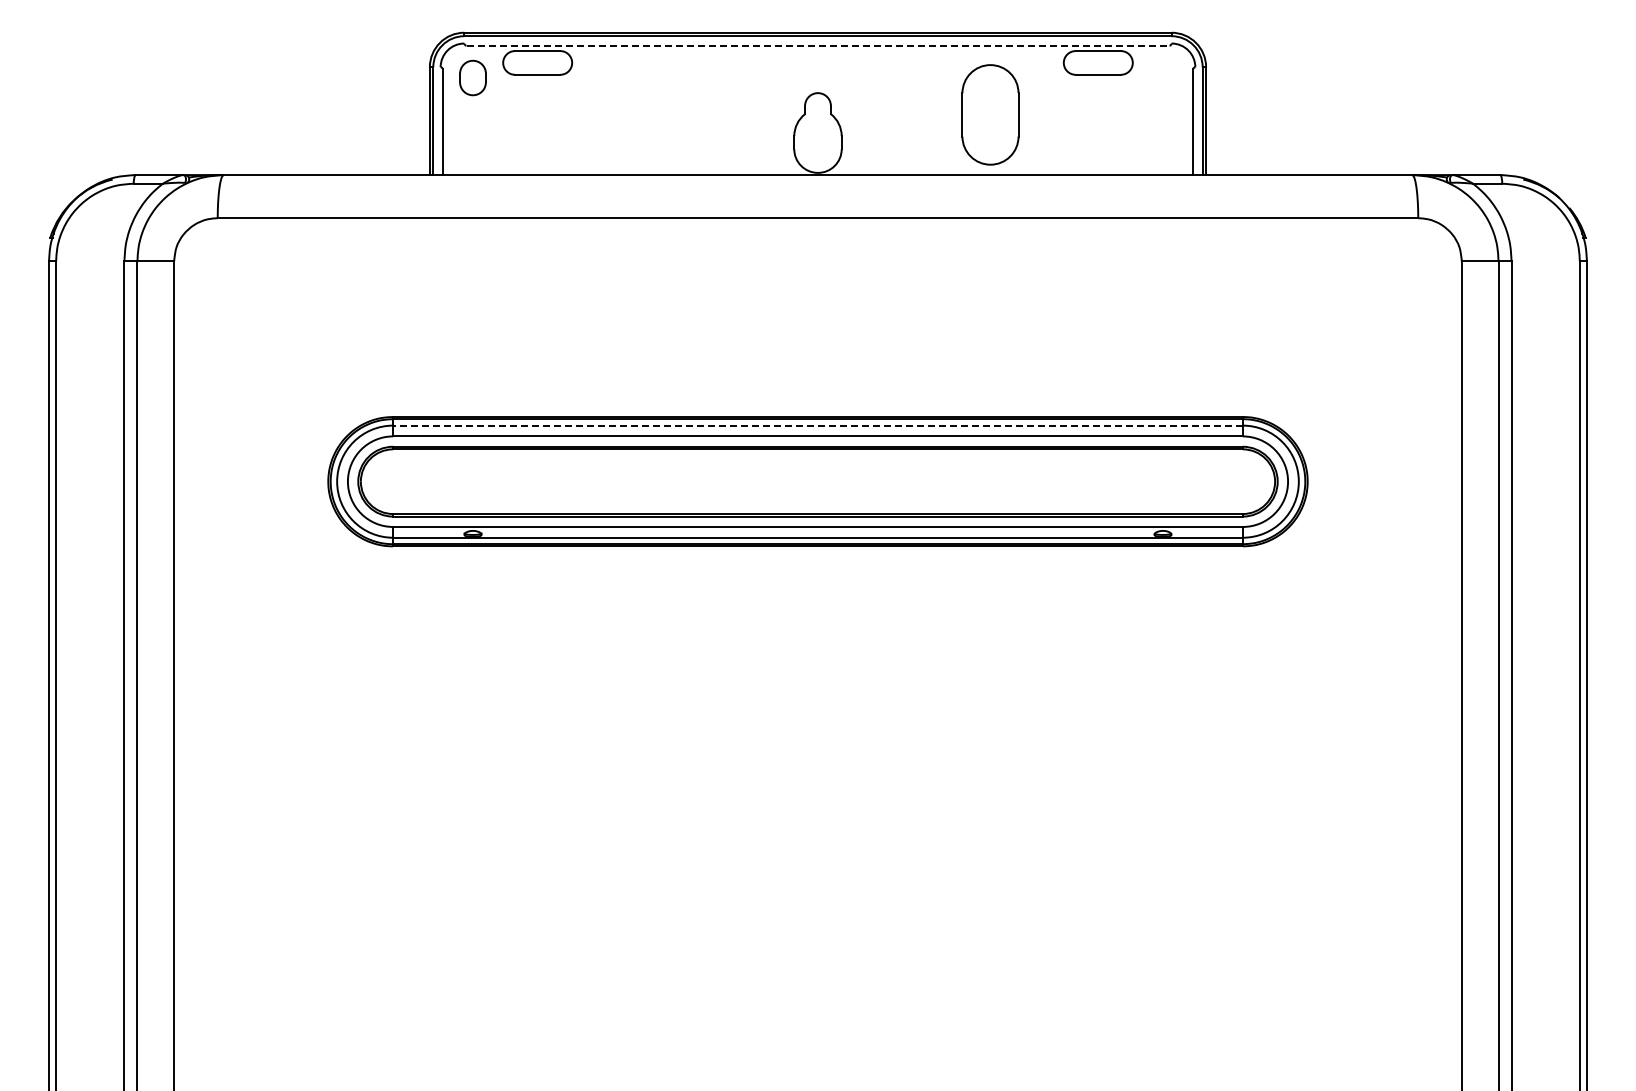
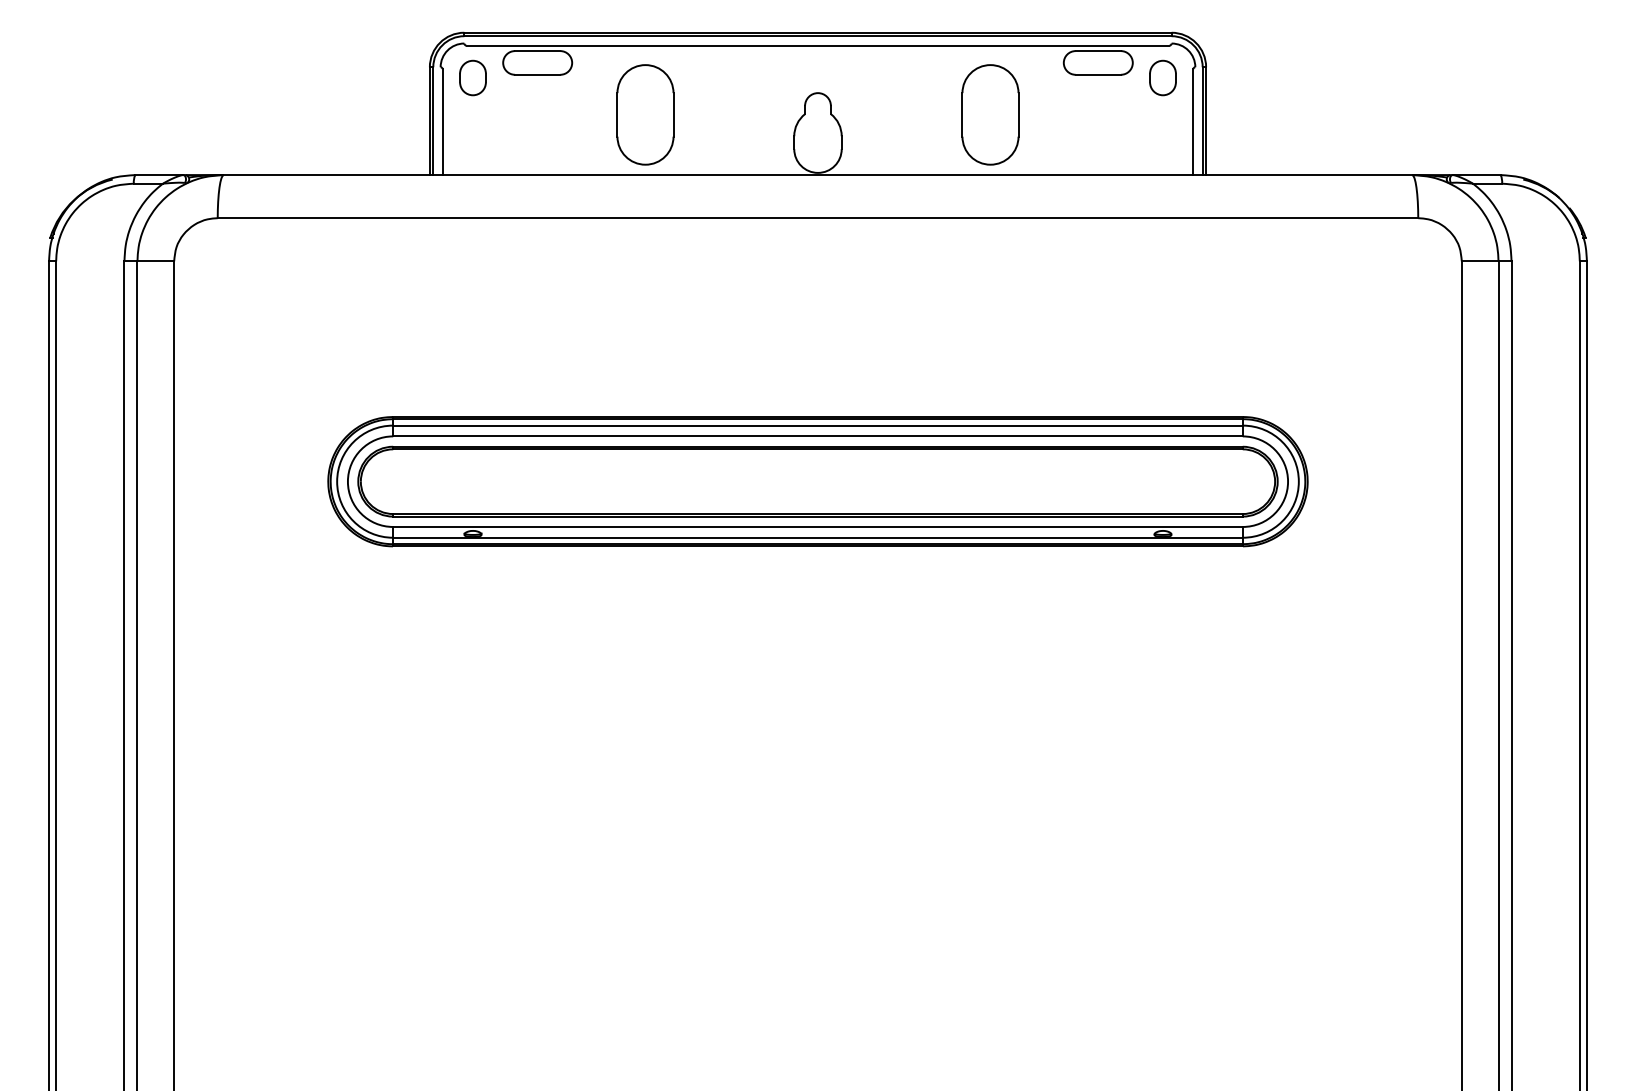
line: dashed -> solid (818, 45)
part: none -> present (1162, 77)
part: none -> present (645, 114)
line: dashed -> solid (818, 425)
